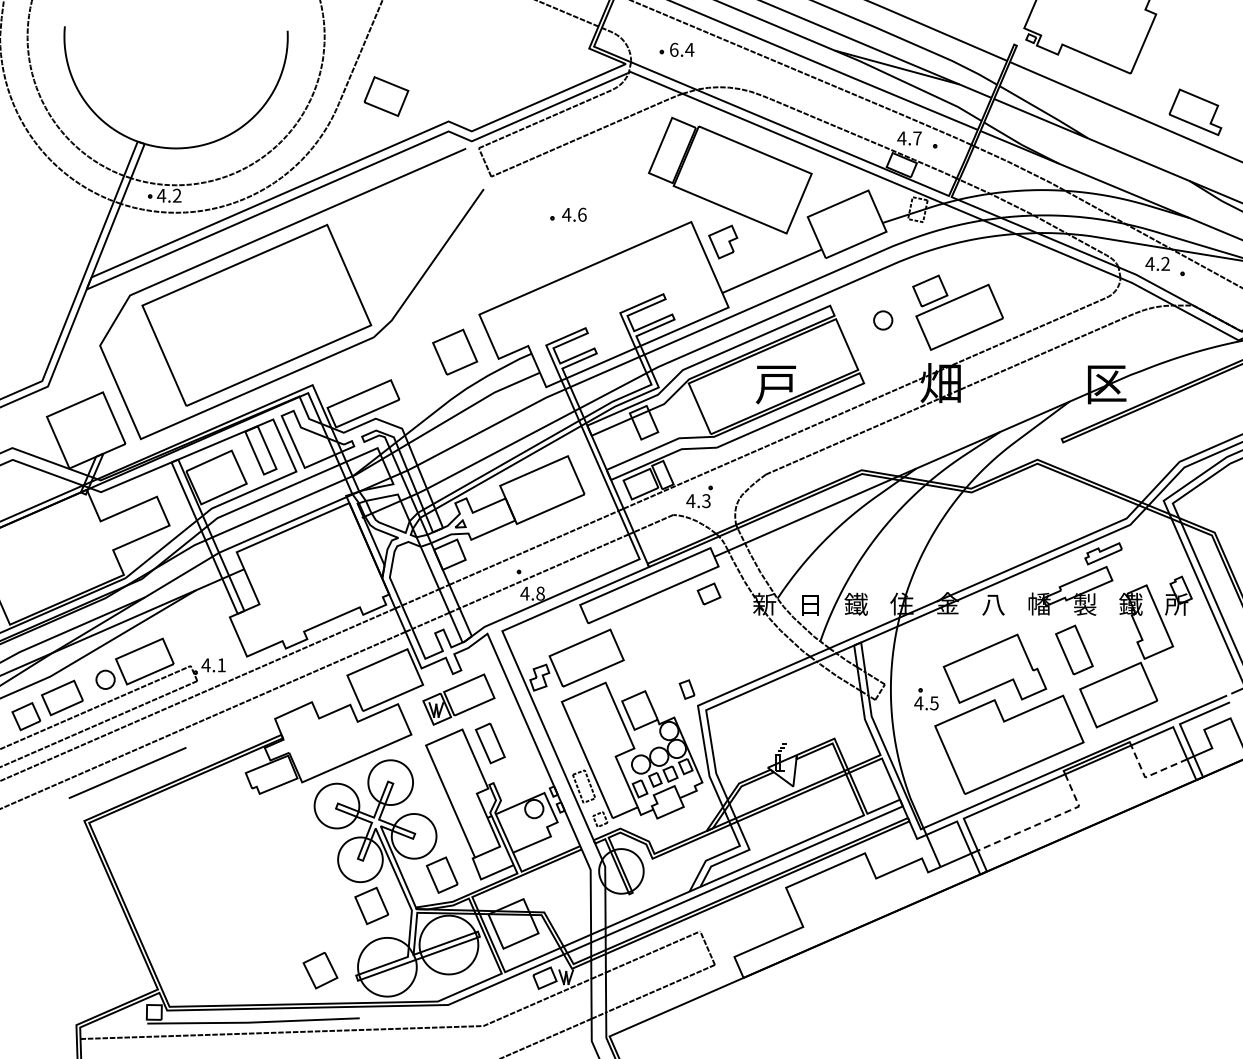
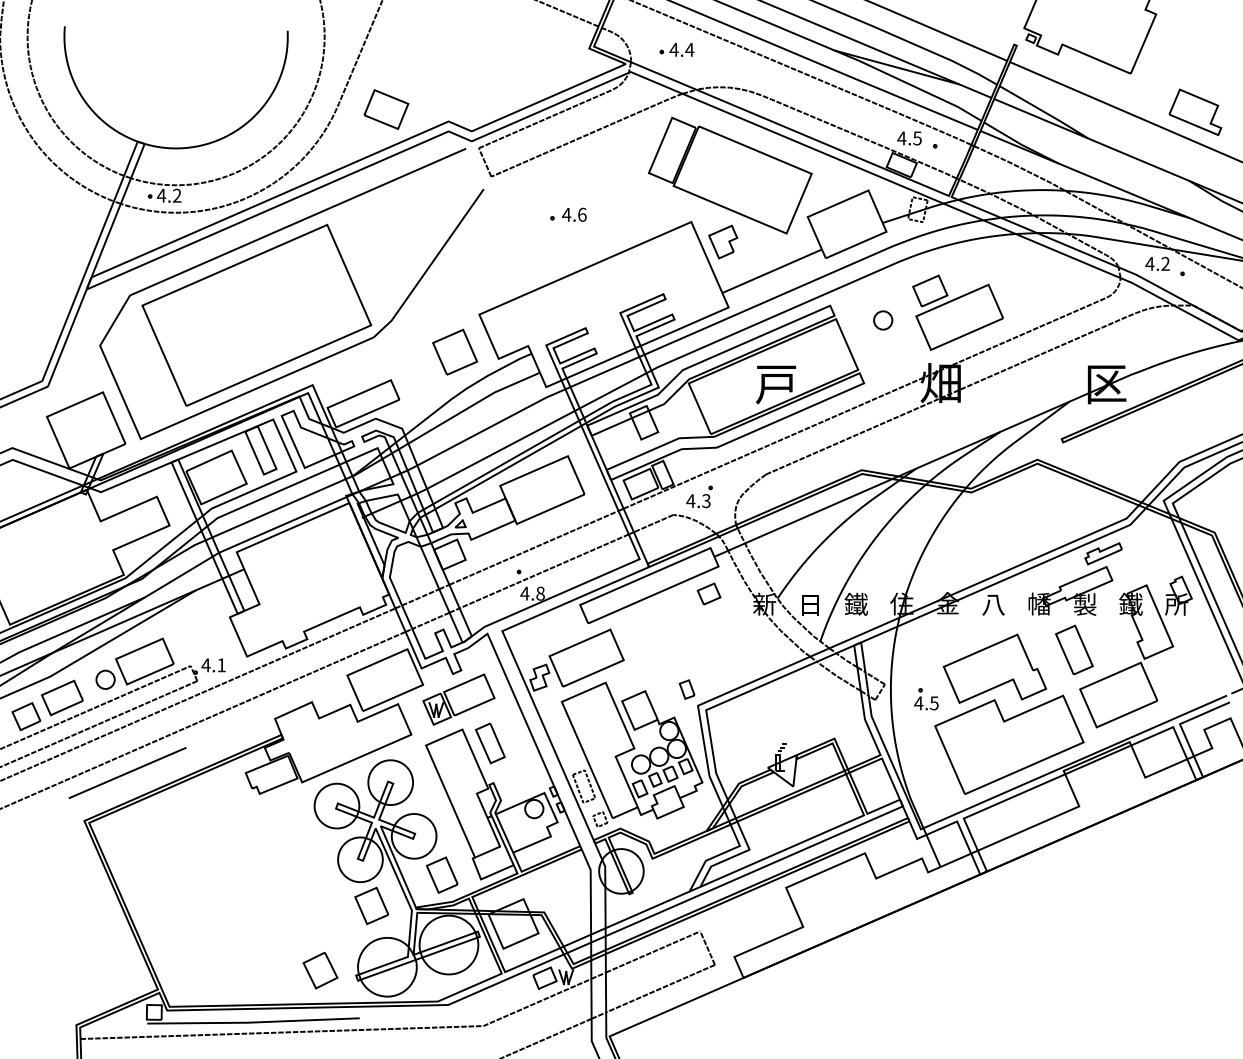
text: 6.4 -> 4.4 (673, 49)
part position: (386, 96) -> (386, 109) (386, 109)
text: 4.7 -> 4.5 (917, 138)
line: dashed -> solid (1148, 775)
line: dashed -> solid (1045, 821)
